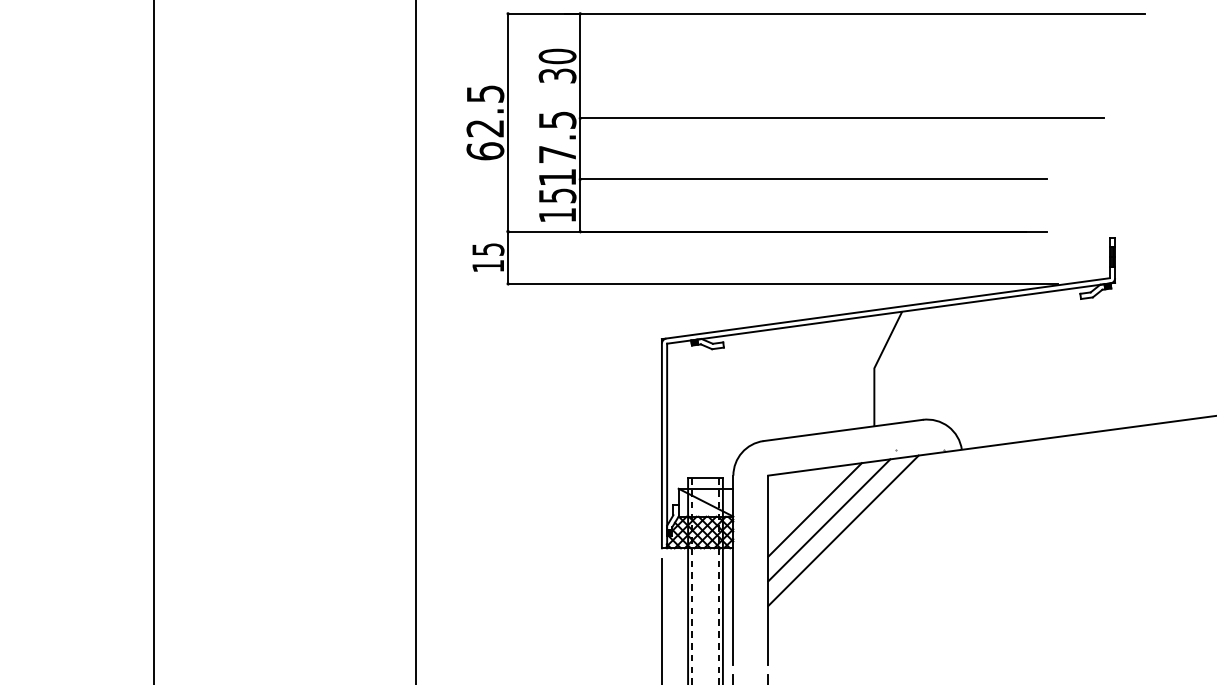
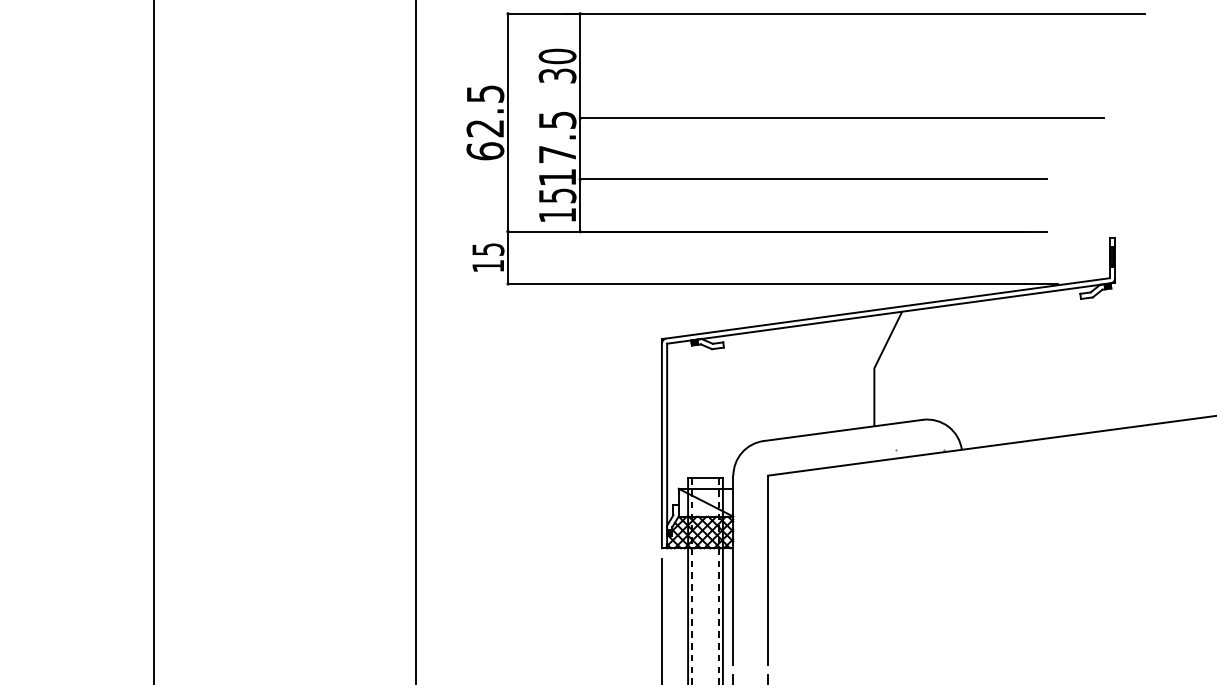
line: present -> none (814, 509)
line: present -> none (829, 520)
line: present -> none (843, 530)
